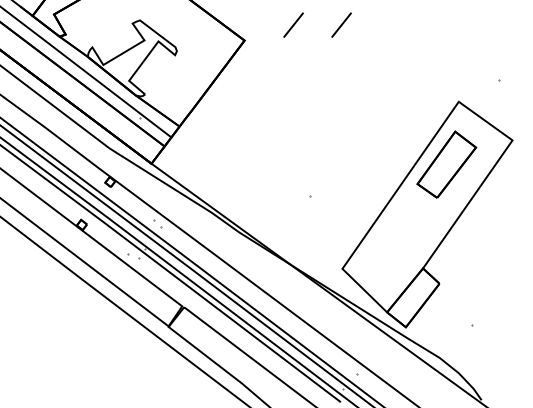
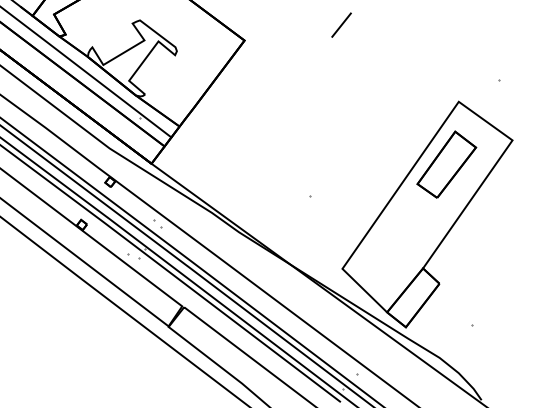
line: present -> none (293, 24)
